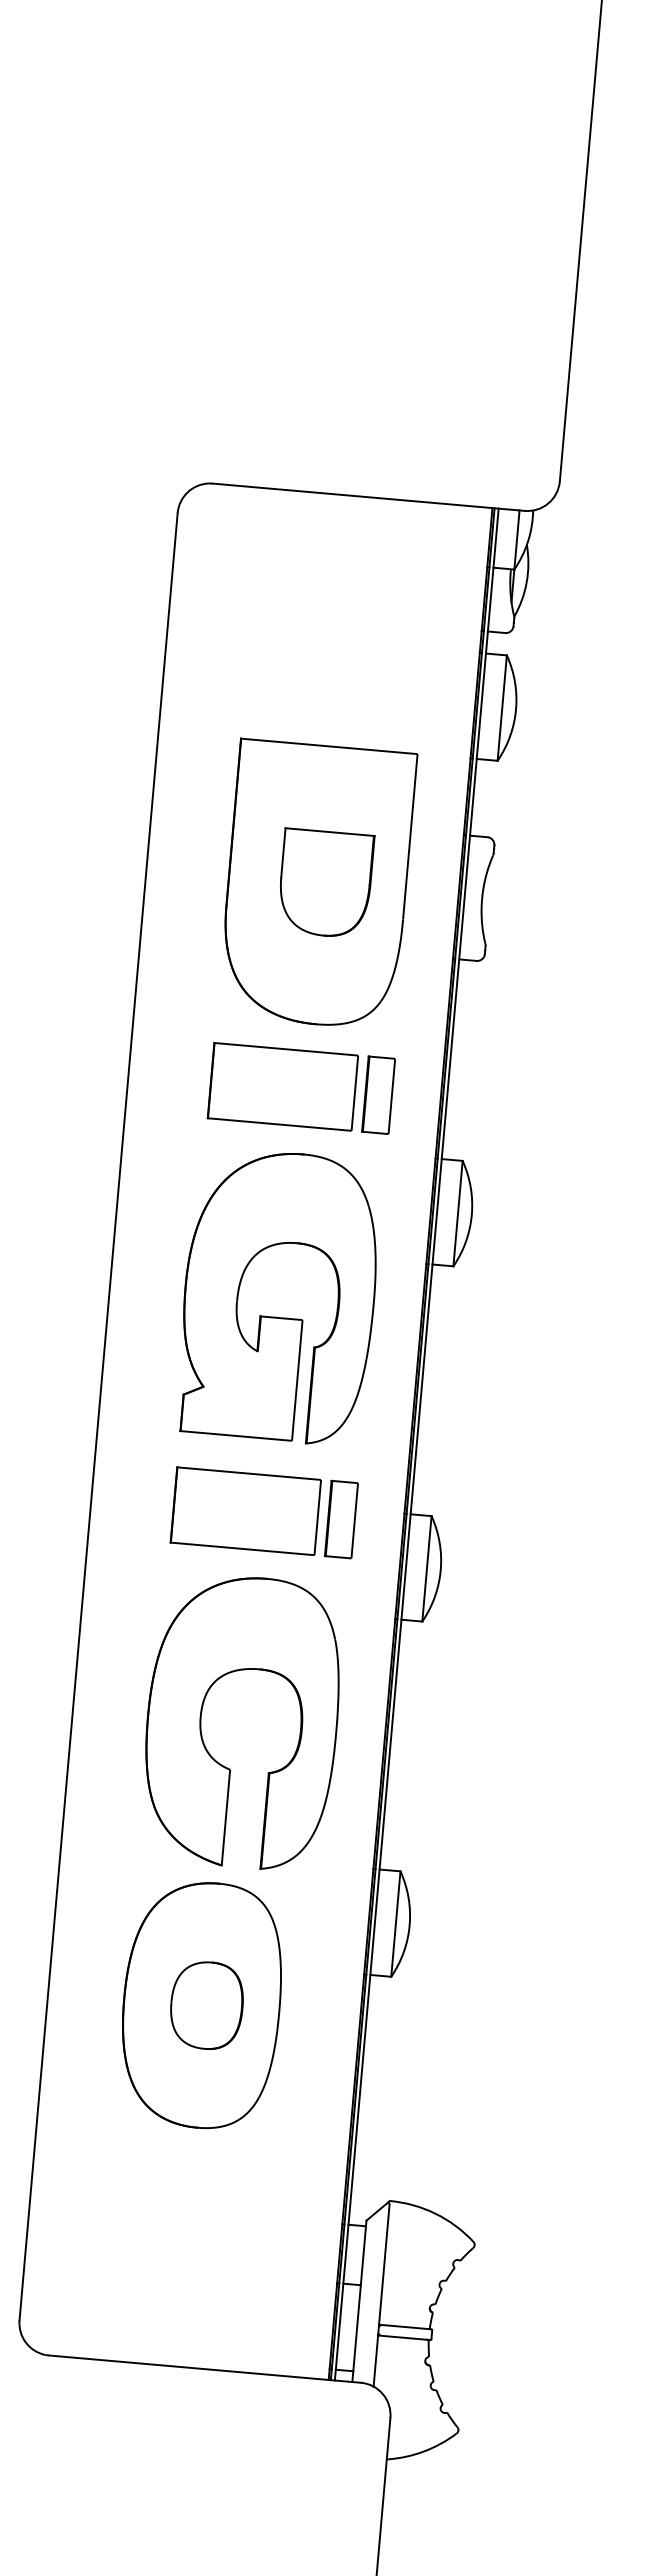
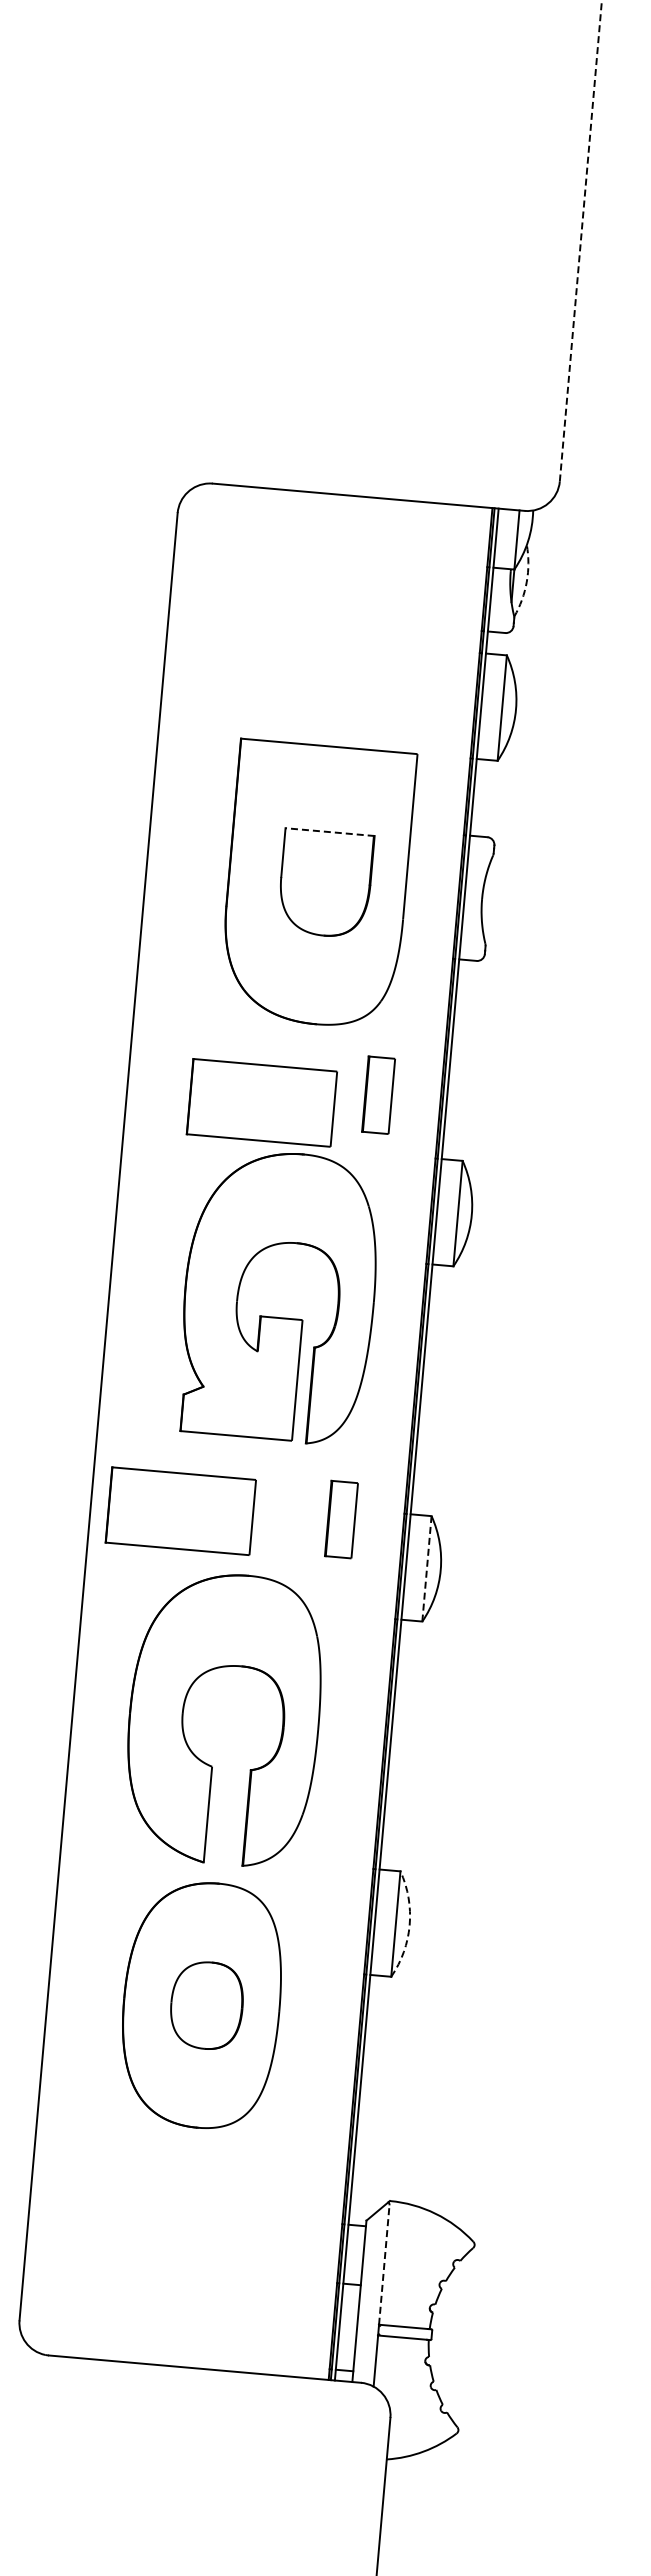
line: solid -> dashed (580, 240)
arc: solid -> dashed (526, 582)
line: solid -> dashed (330, 832)
part position: (282, 1086) -> (261, 1102) (261, 1102)
part position: (245, 1510) -> (180, 1510) (180, 1510)
line: solid -> dashed (426, 1568)
part position: (201, 1723) -> (183, 1720) (183, 1720)
arc: solid -> dashed (409, 1925)
line: solid -> dashed (384, 2265)
